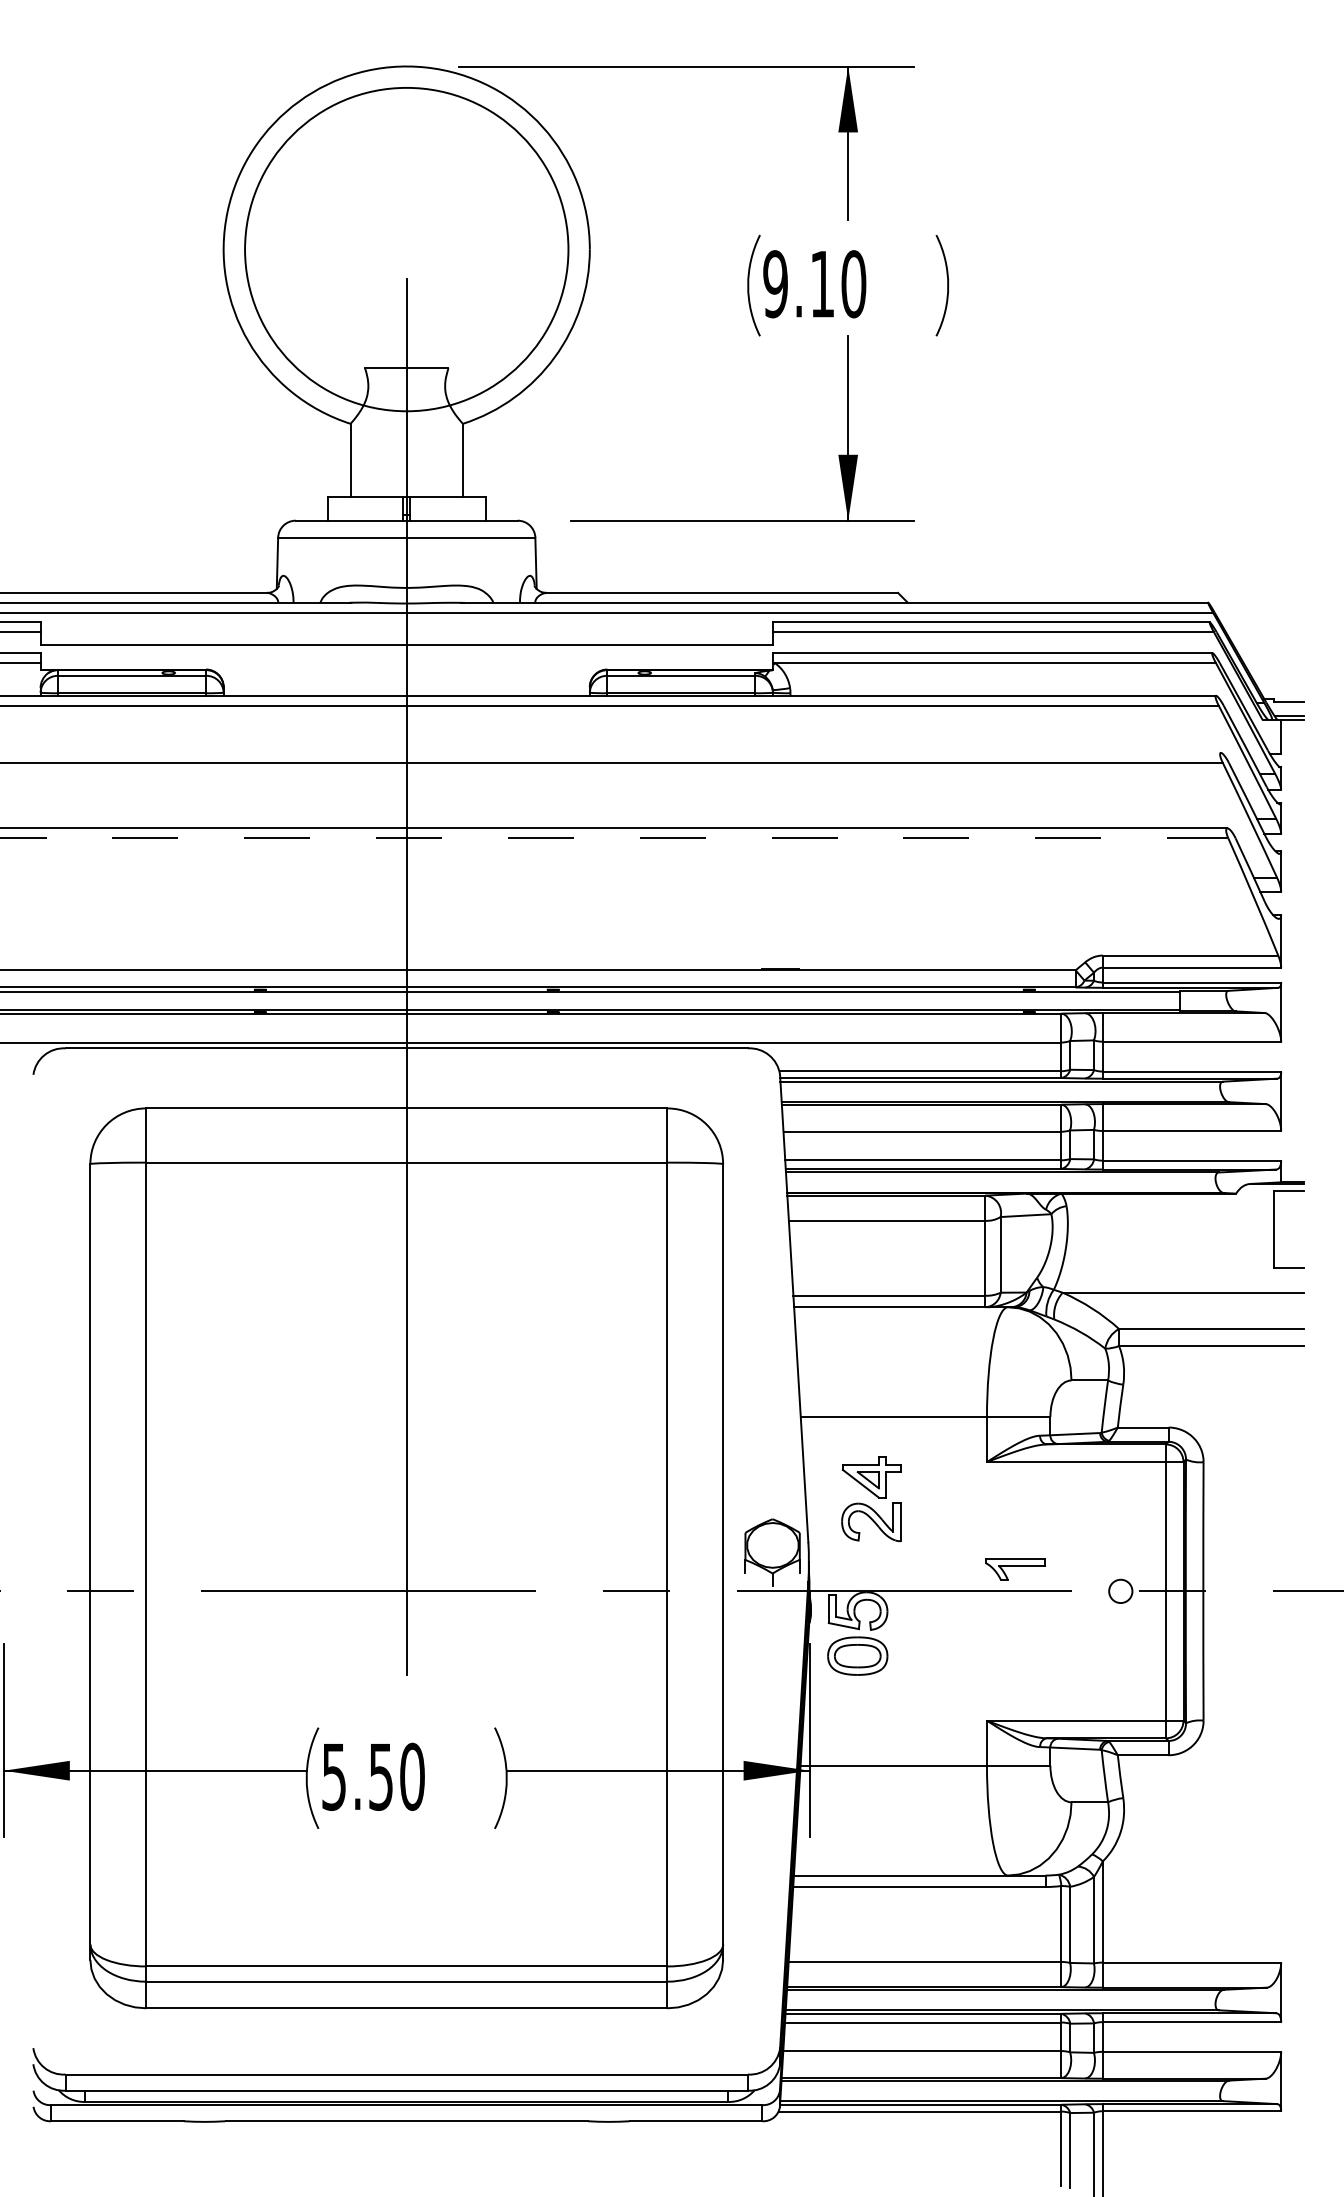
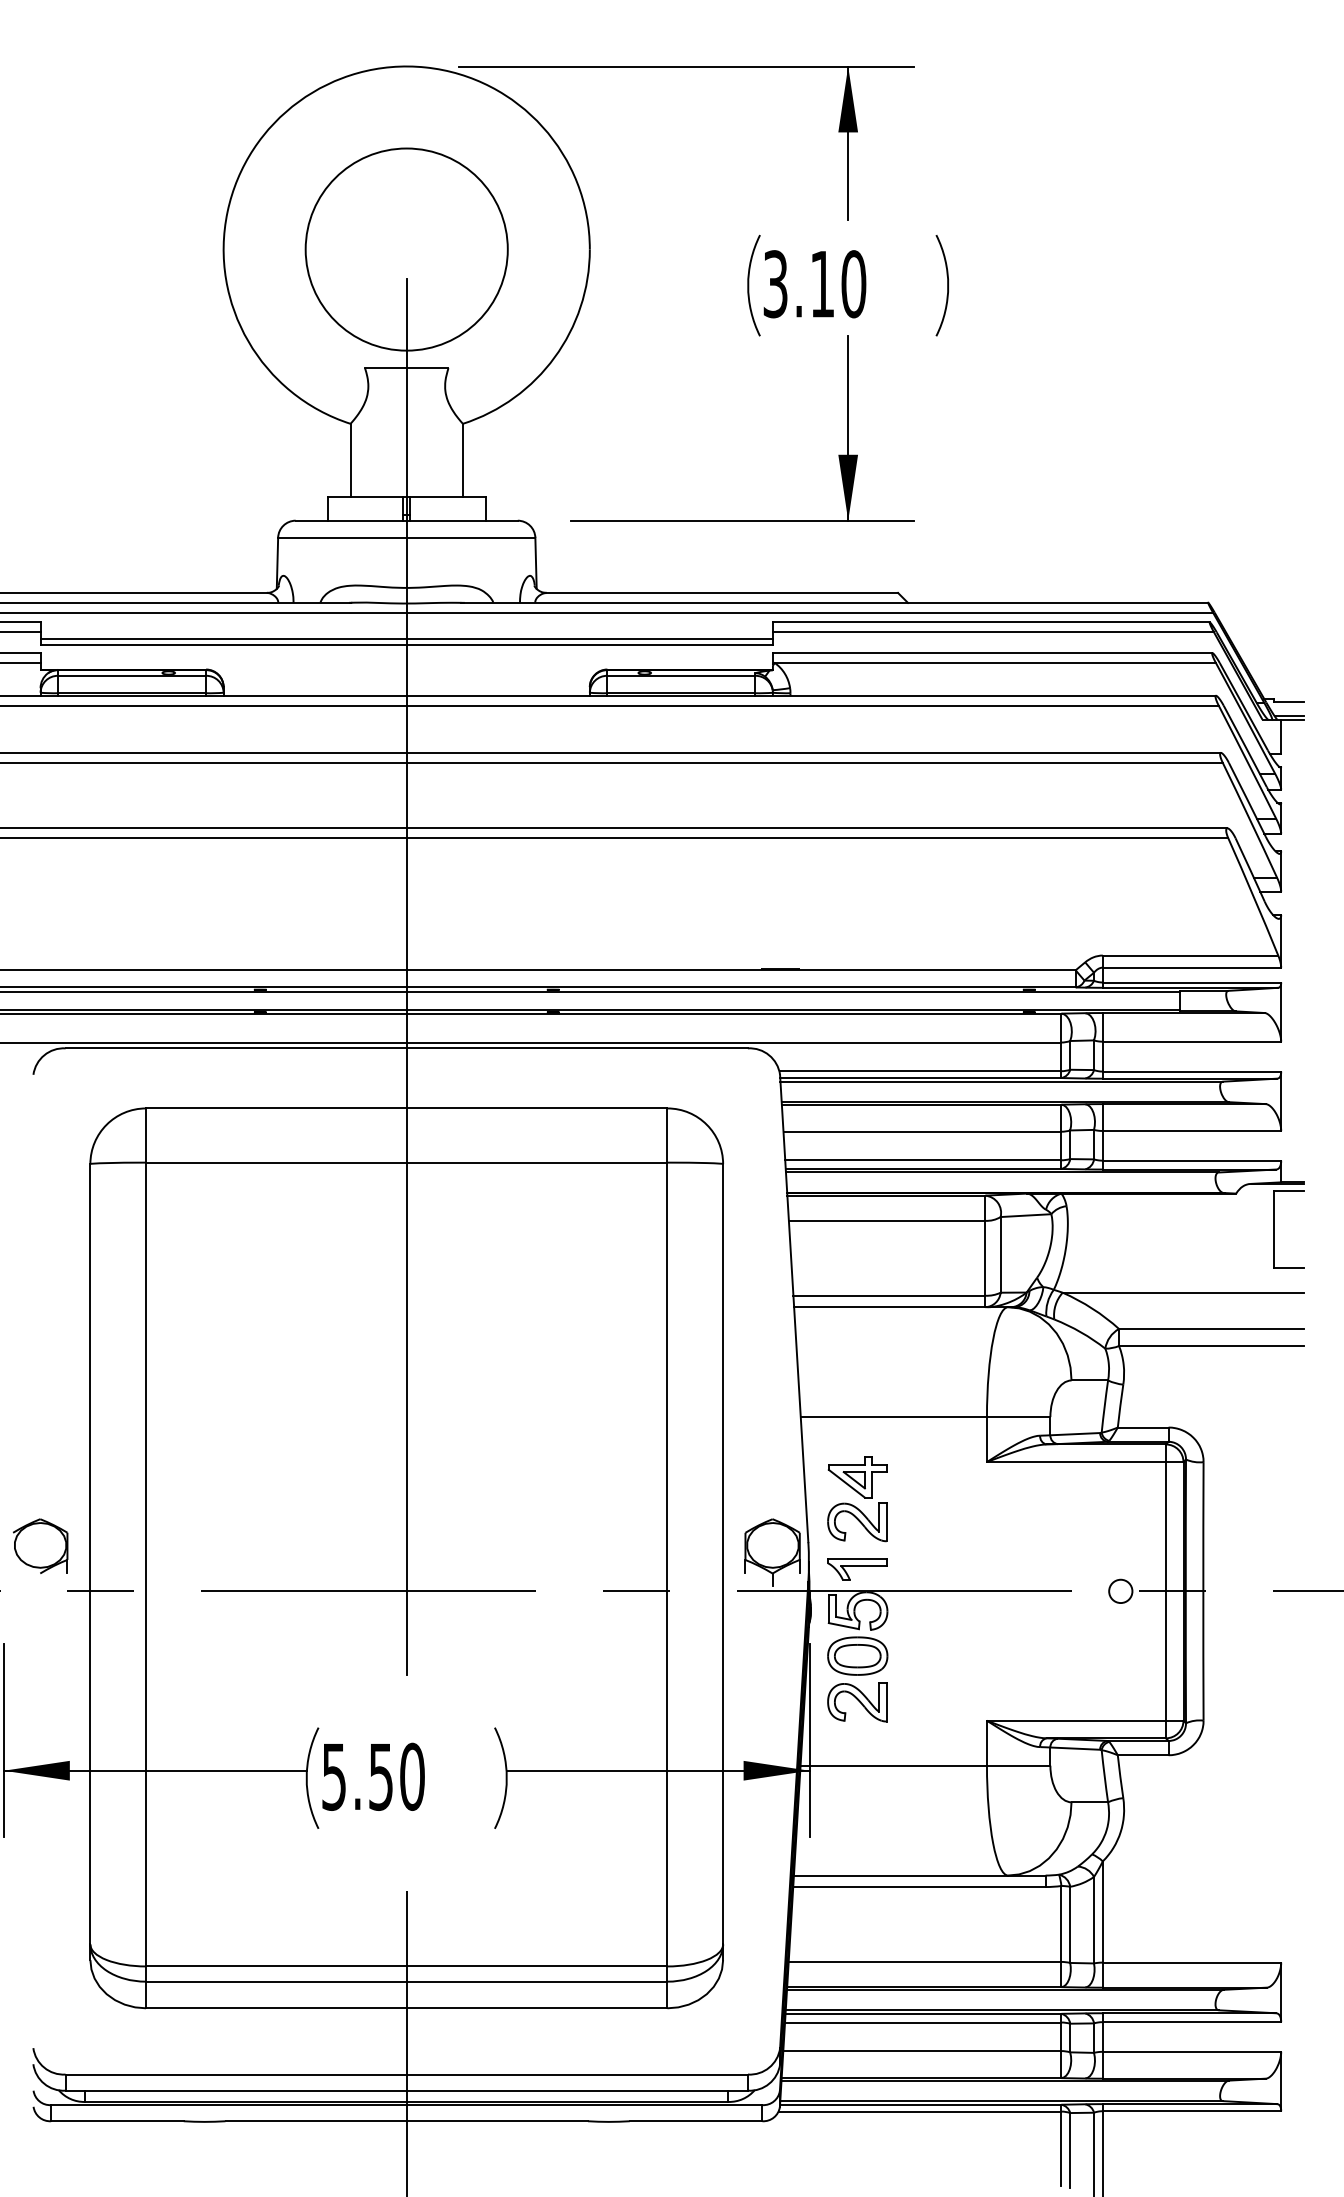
circle diameter: 323 px -> 202 px (406, 249)
text: 9.10 -> 3.10 (775, 284)
line: none -> present (406, 638)
line: none -> present (611, 752)
line: dashed -> solid (614, 838)
part position: (871, 1499) -> (857, 1499) (857, 1499)
part: none -> present (40, 1545)
part position: (1015, 1569) -> (857, 1569) (857, 1569)
part: none -> present (857, 1702)
line: none -> present (406, 2042)
